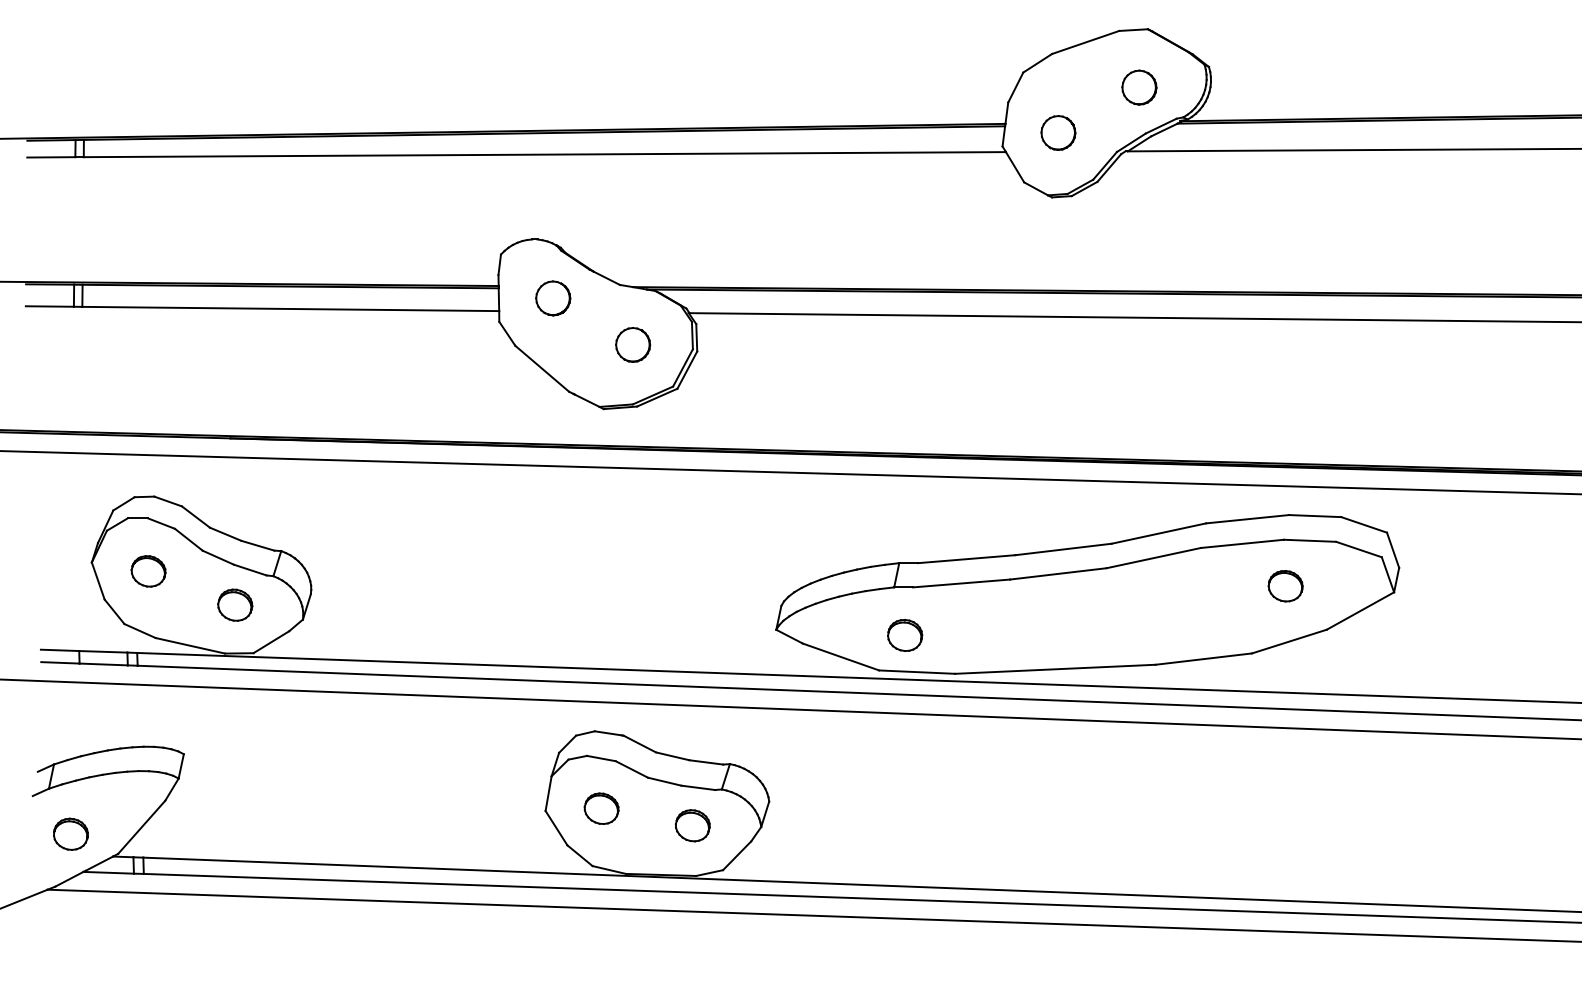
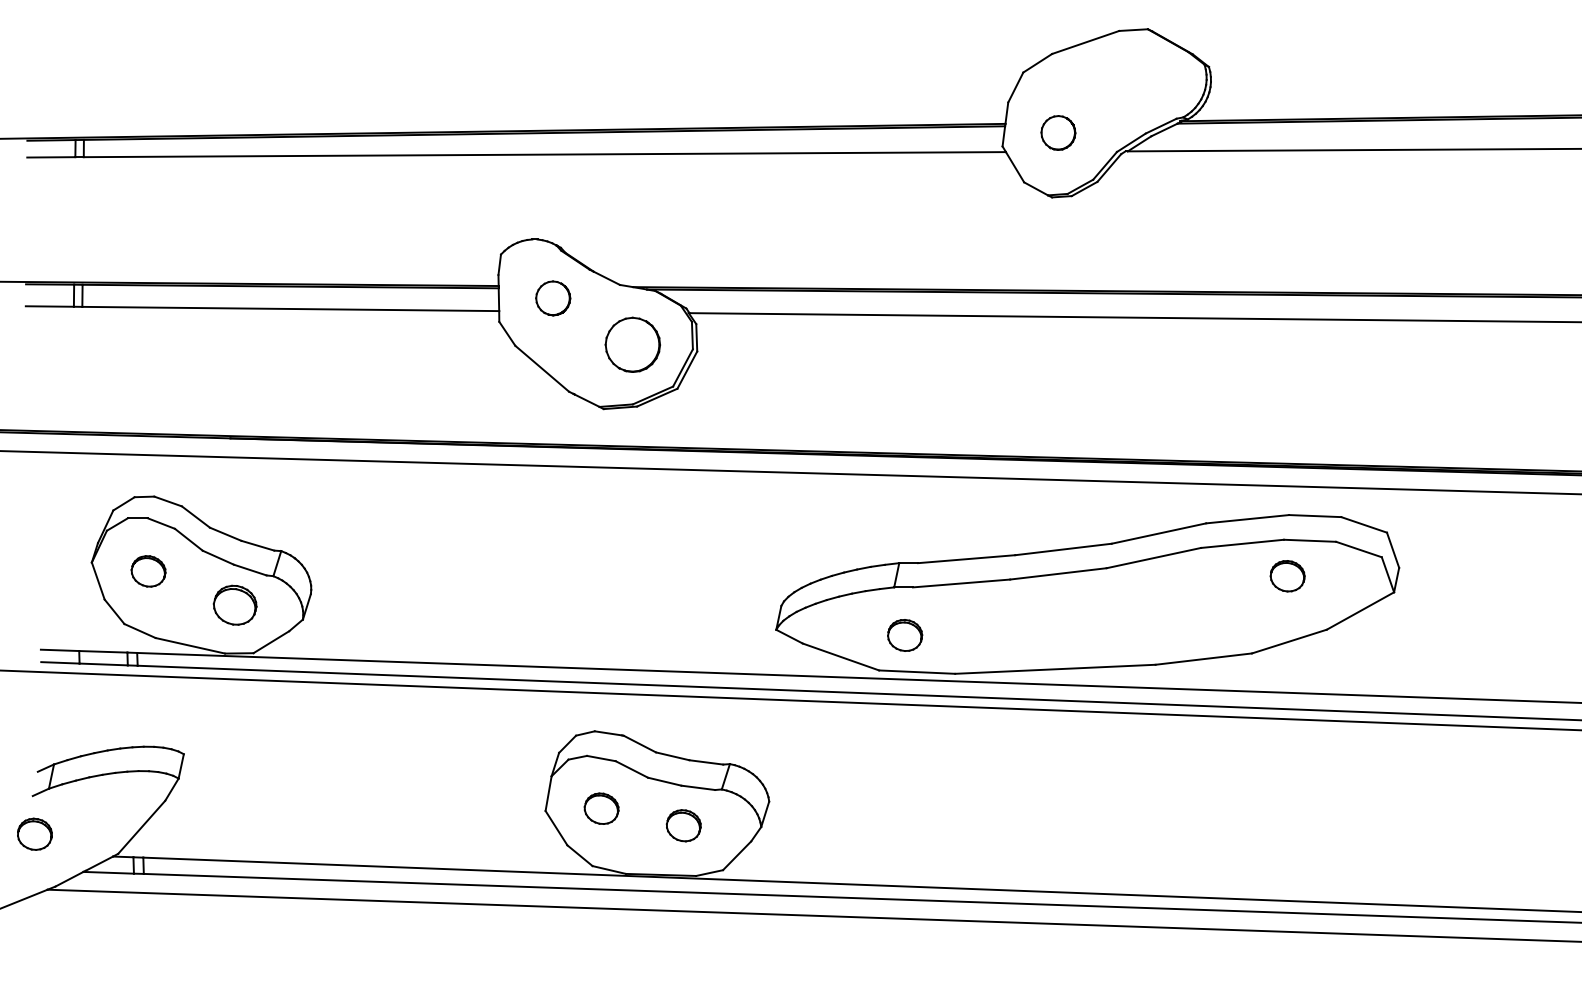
part: present -> none (1139, 87)
part size: 37x36 px -> 57x57 px (632, 344)
part position: (1285, 586) -> (1287, 576) (1287, 576)
part size: 37x34 px -> 46x42 px (234, 604)
line position: (790, 709) -> (790, 700) (790, 700)
part position: (692, 825) -> (683, 825) (683, 825)
part position: (70, 833) -> (34, 833) (34, 833)
